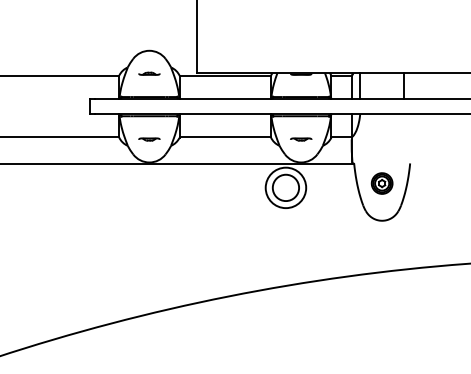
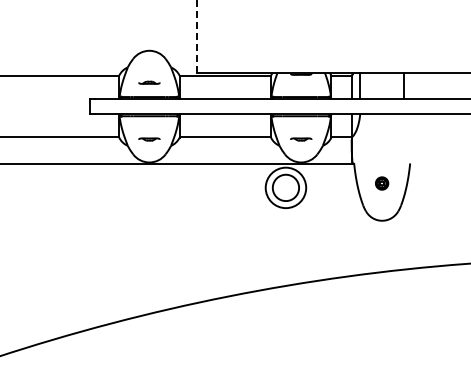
line: solid -> dashed (197, 36)
line position: (149, 73) -> (149, 82) (149, 82)
part size: 24x23 px -> 15x15 px (382, 183)
